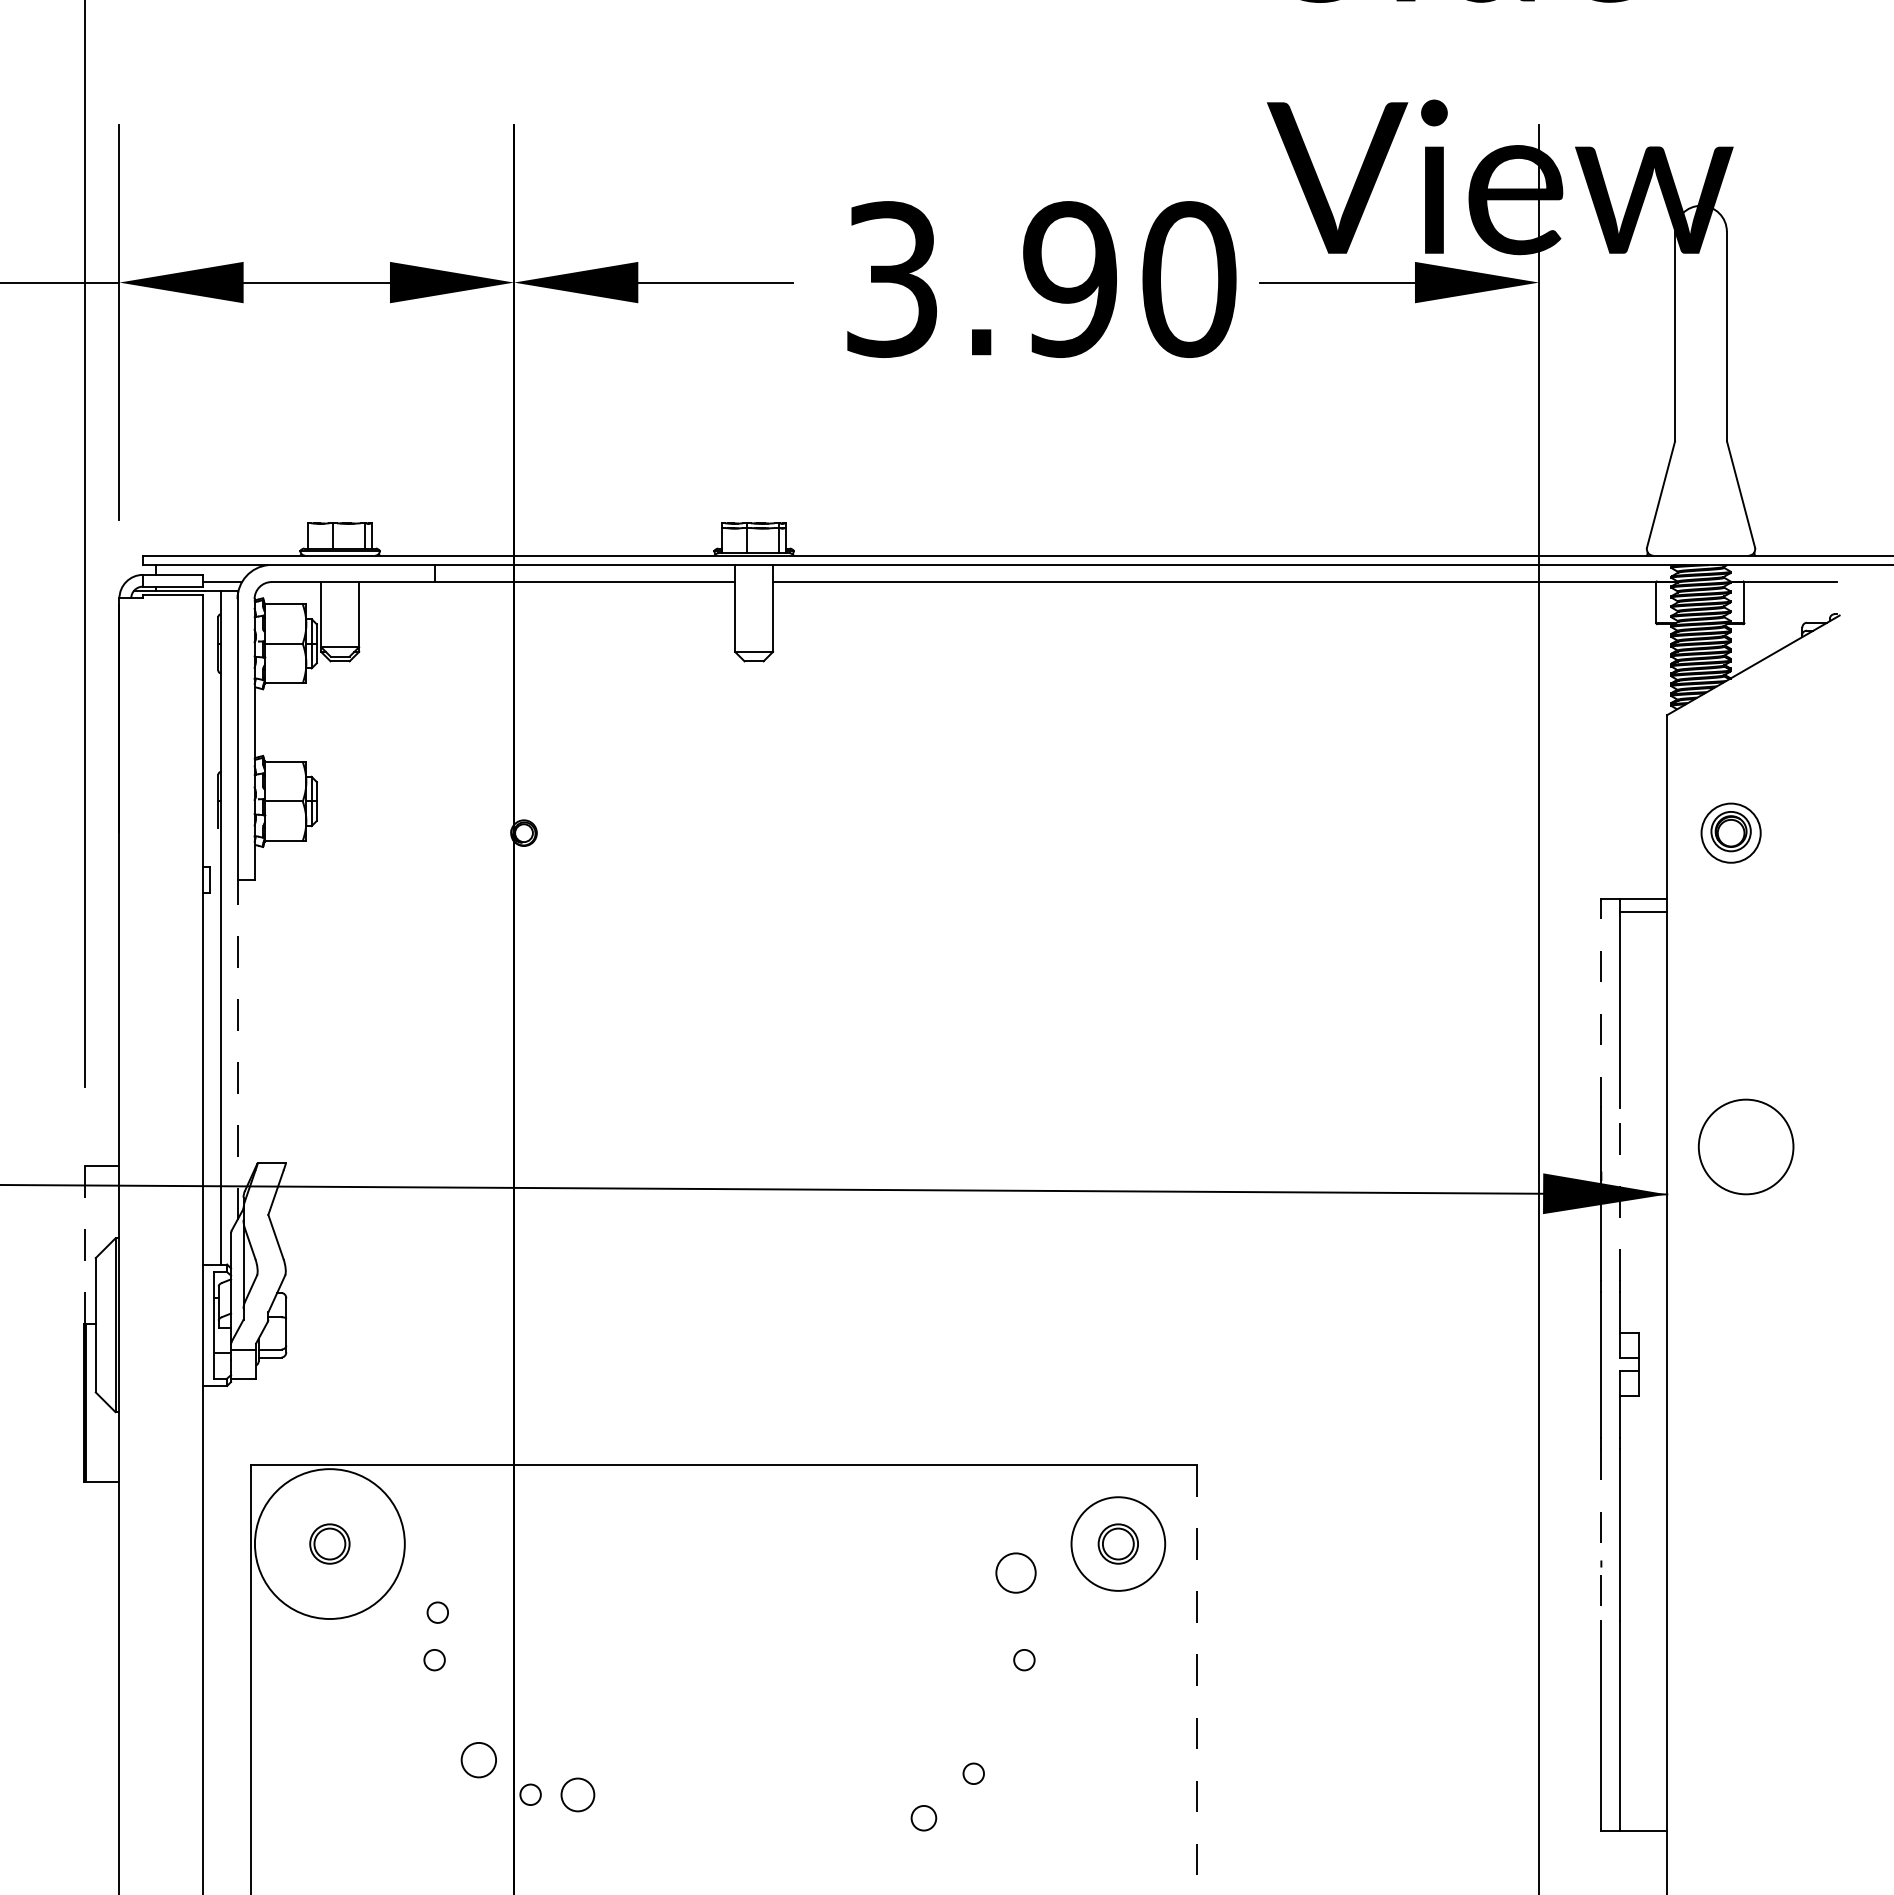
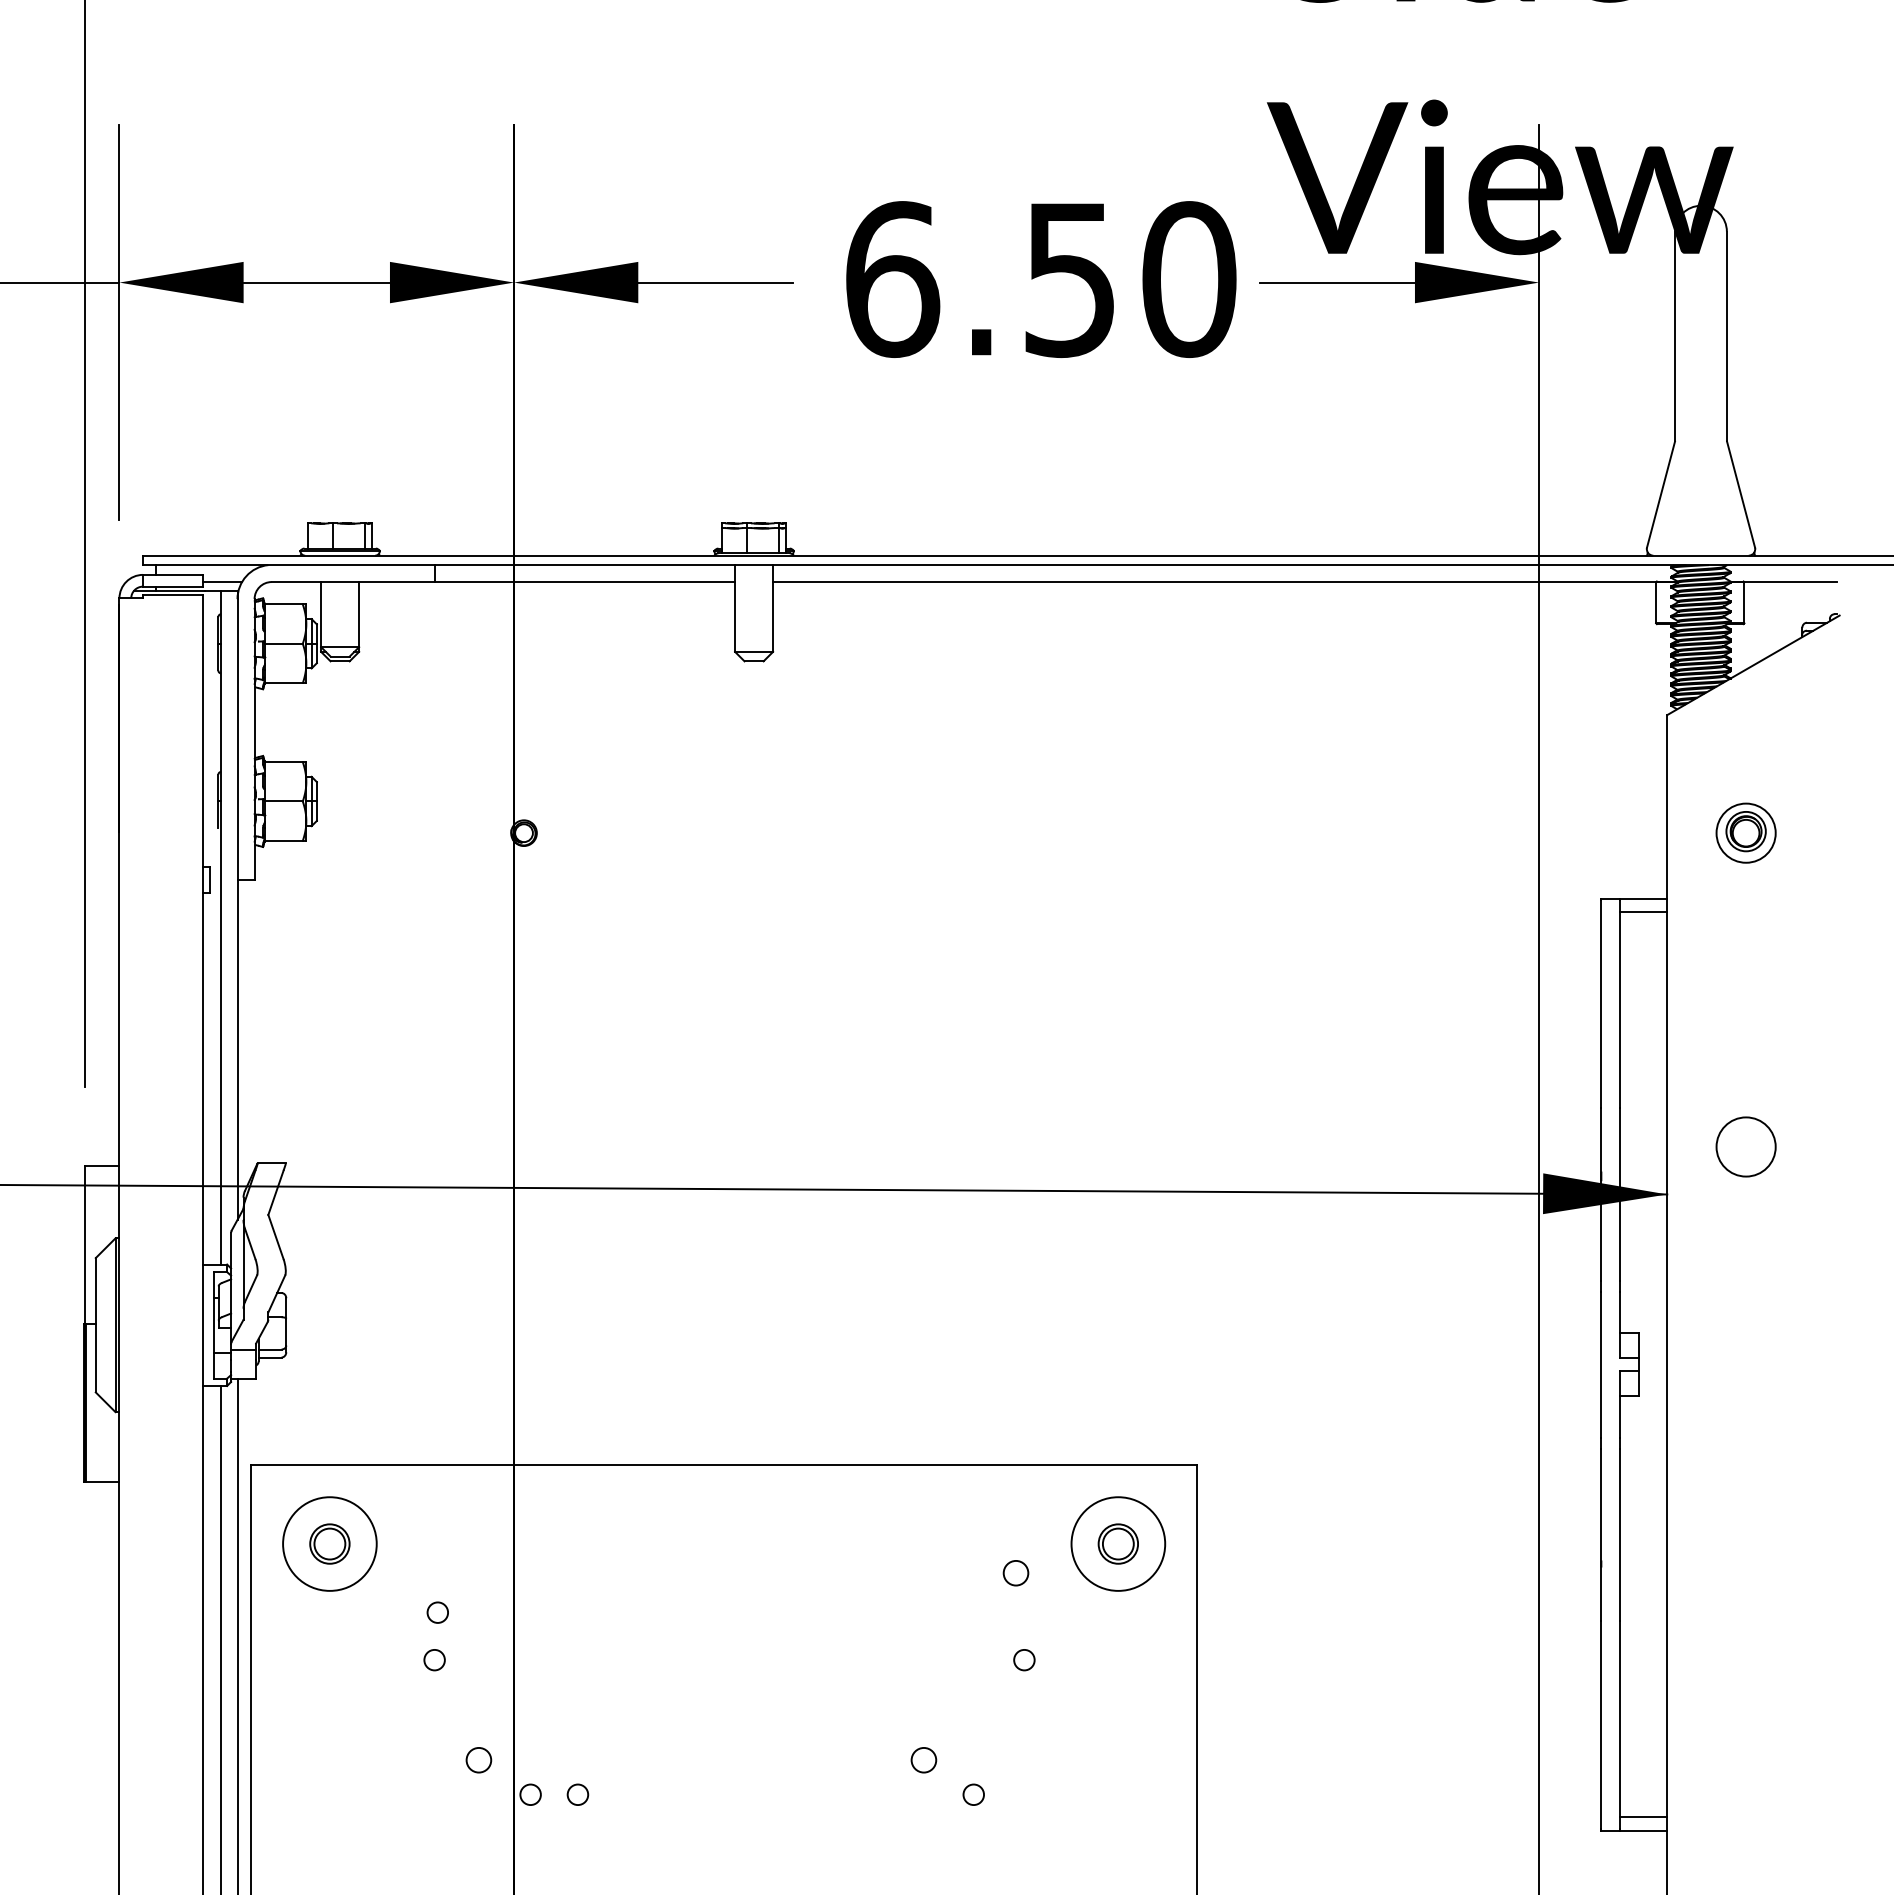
text: 3.90 -> 6.50 (981, 279)
part position: (1730, 832) -> (1745, 832) (1745, 832)
line: dashed -> solid (1601, 1003)
line: dashed -> solid (237, 1050)
circle diameter: 95 px -> 59 px (1745, 1146)
line: dashed -> solid (1620, 1193)
line: dashed -> solid (85, 1245)
line: dashed -> solid (1601, 1535)
circle diameter: 150 px -> 94 px (329, 1543)
circle size: 42x42 px -> 28x27 px (1015, 1573)
line: none -> present (237, 1634)
line: none -> present (221, 1638)
line: dashed -> solid (1197, 1679)
circle size: 37x37 px -> 28x27 px (478, 1760)
circle position: (973, 1773) -> (973, 1794) (973, 1794)
circle size: 36x36 px -> 24x23 px (577, 1794)
line: none -> present (1643, 1817)
circle position: (923, 1818) -> (923, 1760) (923, 1760)
